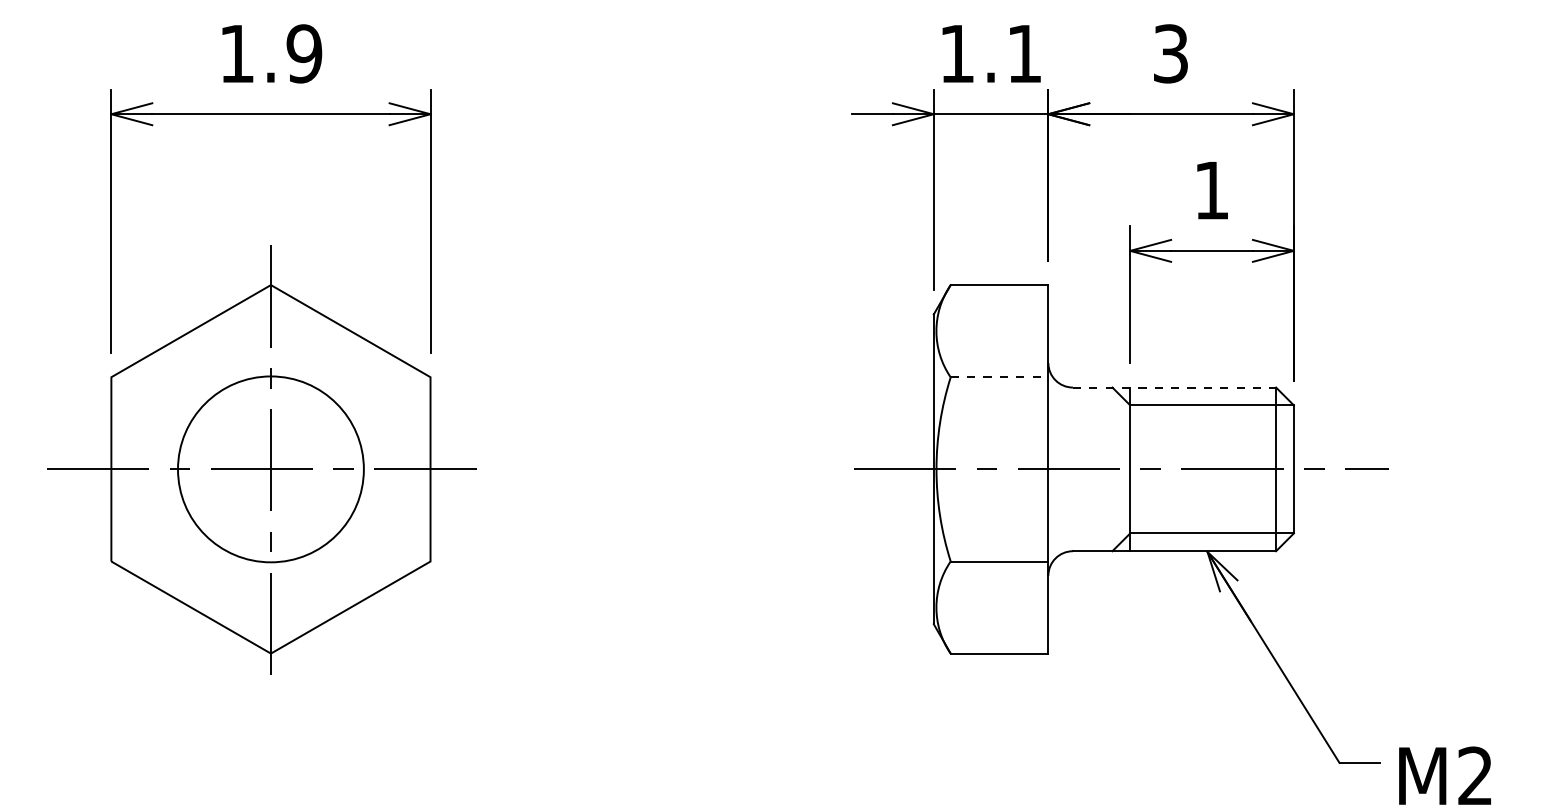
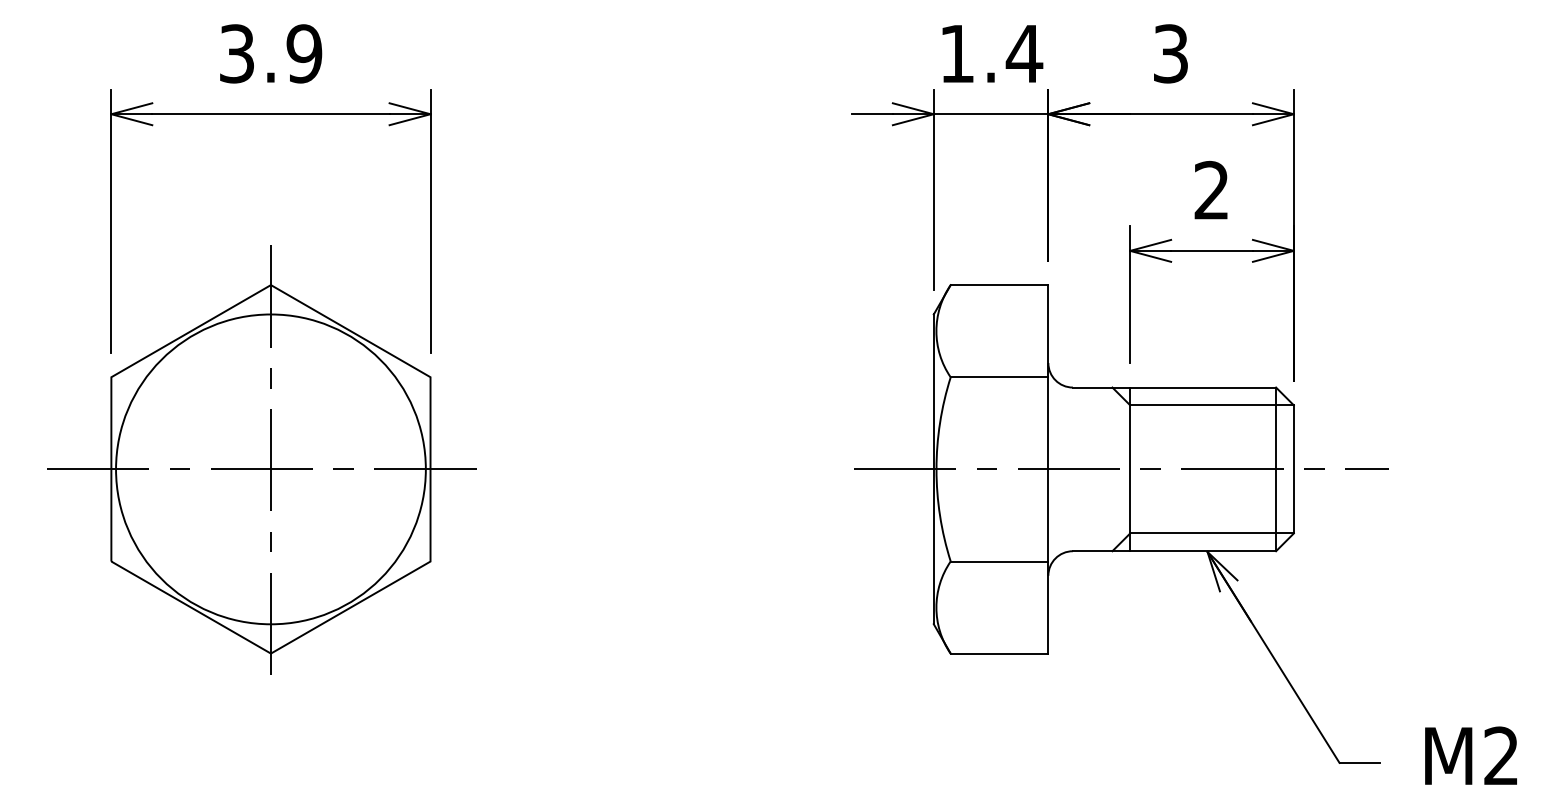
text: 1.9 -> 3.9 (236, 53)
text: 1.1 -> 1.4 (1024, 53)
text: 1 -> 2 (1210, 189)
line: dashed -> solid (999, 377)
line: dashed -> solid (1174, 387)
circle diameter: 186 px -> 310 px (270, 469)
text position: (1444, 775) -> (1470, 755) (1470, 755)
